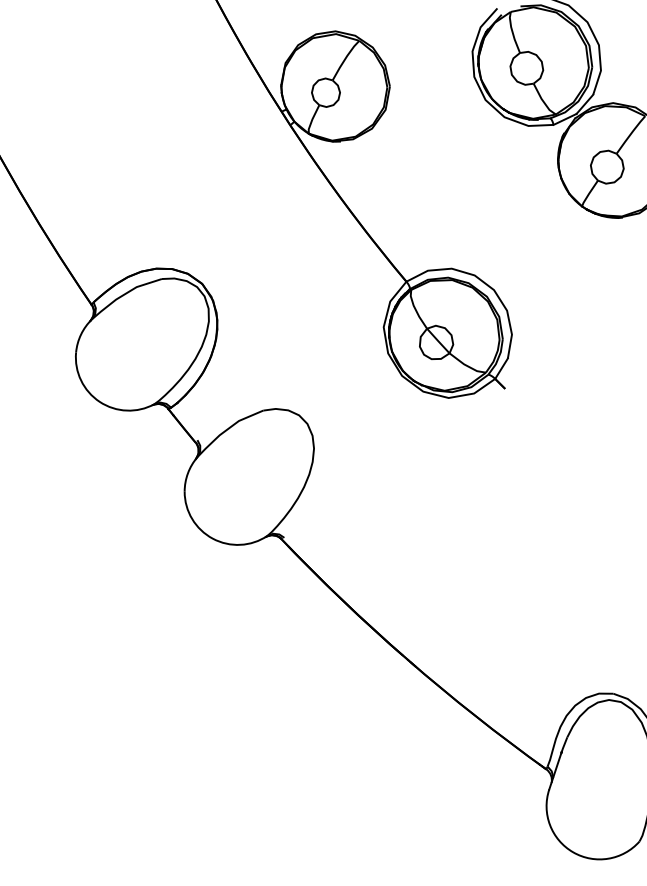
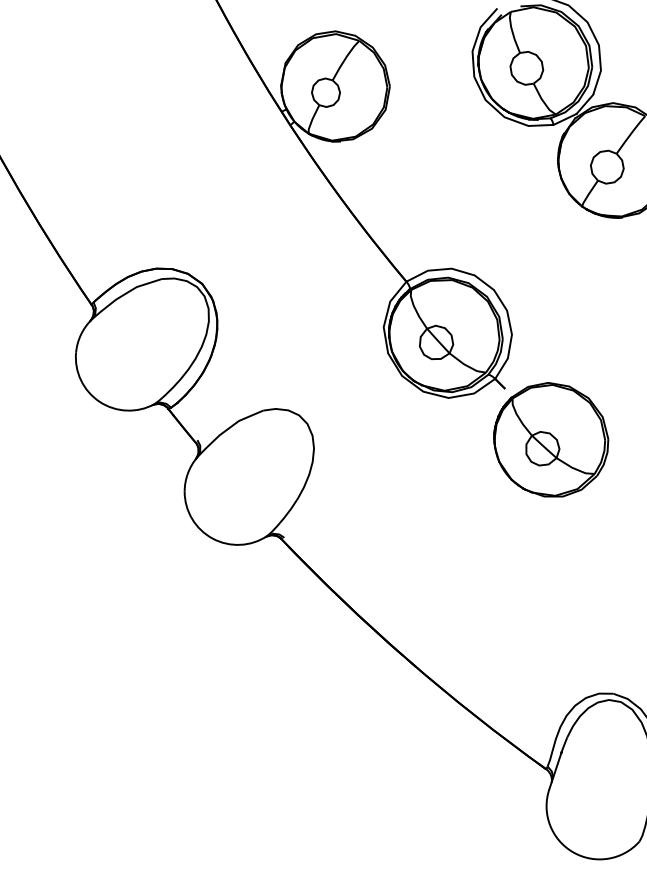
part: none -> present (551, 439)
